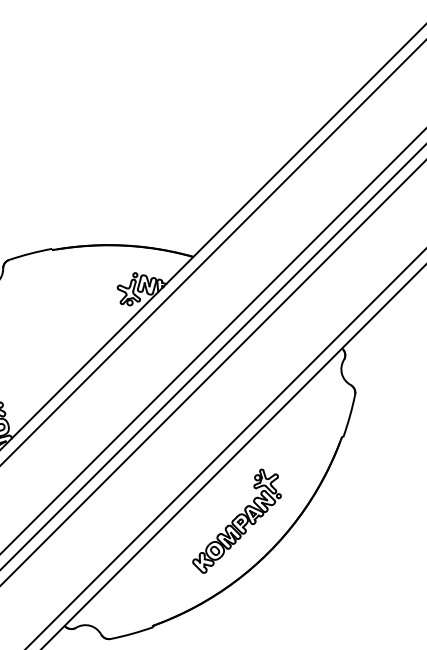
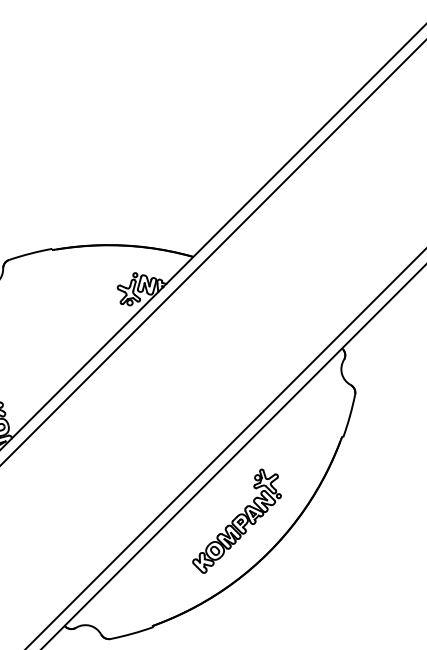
line: present -> none (212, 341)
line: present -> none (212, 357)
line: present -> none (212, 373)
